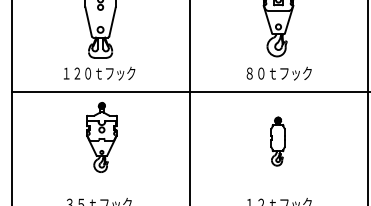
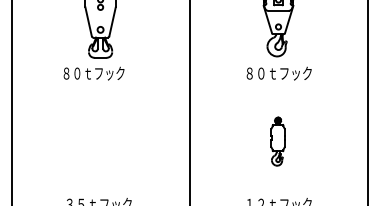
text: １２０ｔフック -> ８０ｔフック (99, 73)
line: present -> none (189, 92)
part: present -> none (101, 137)
